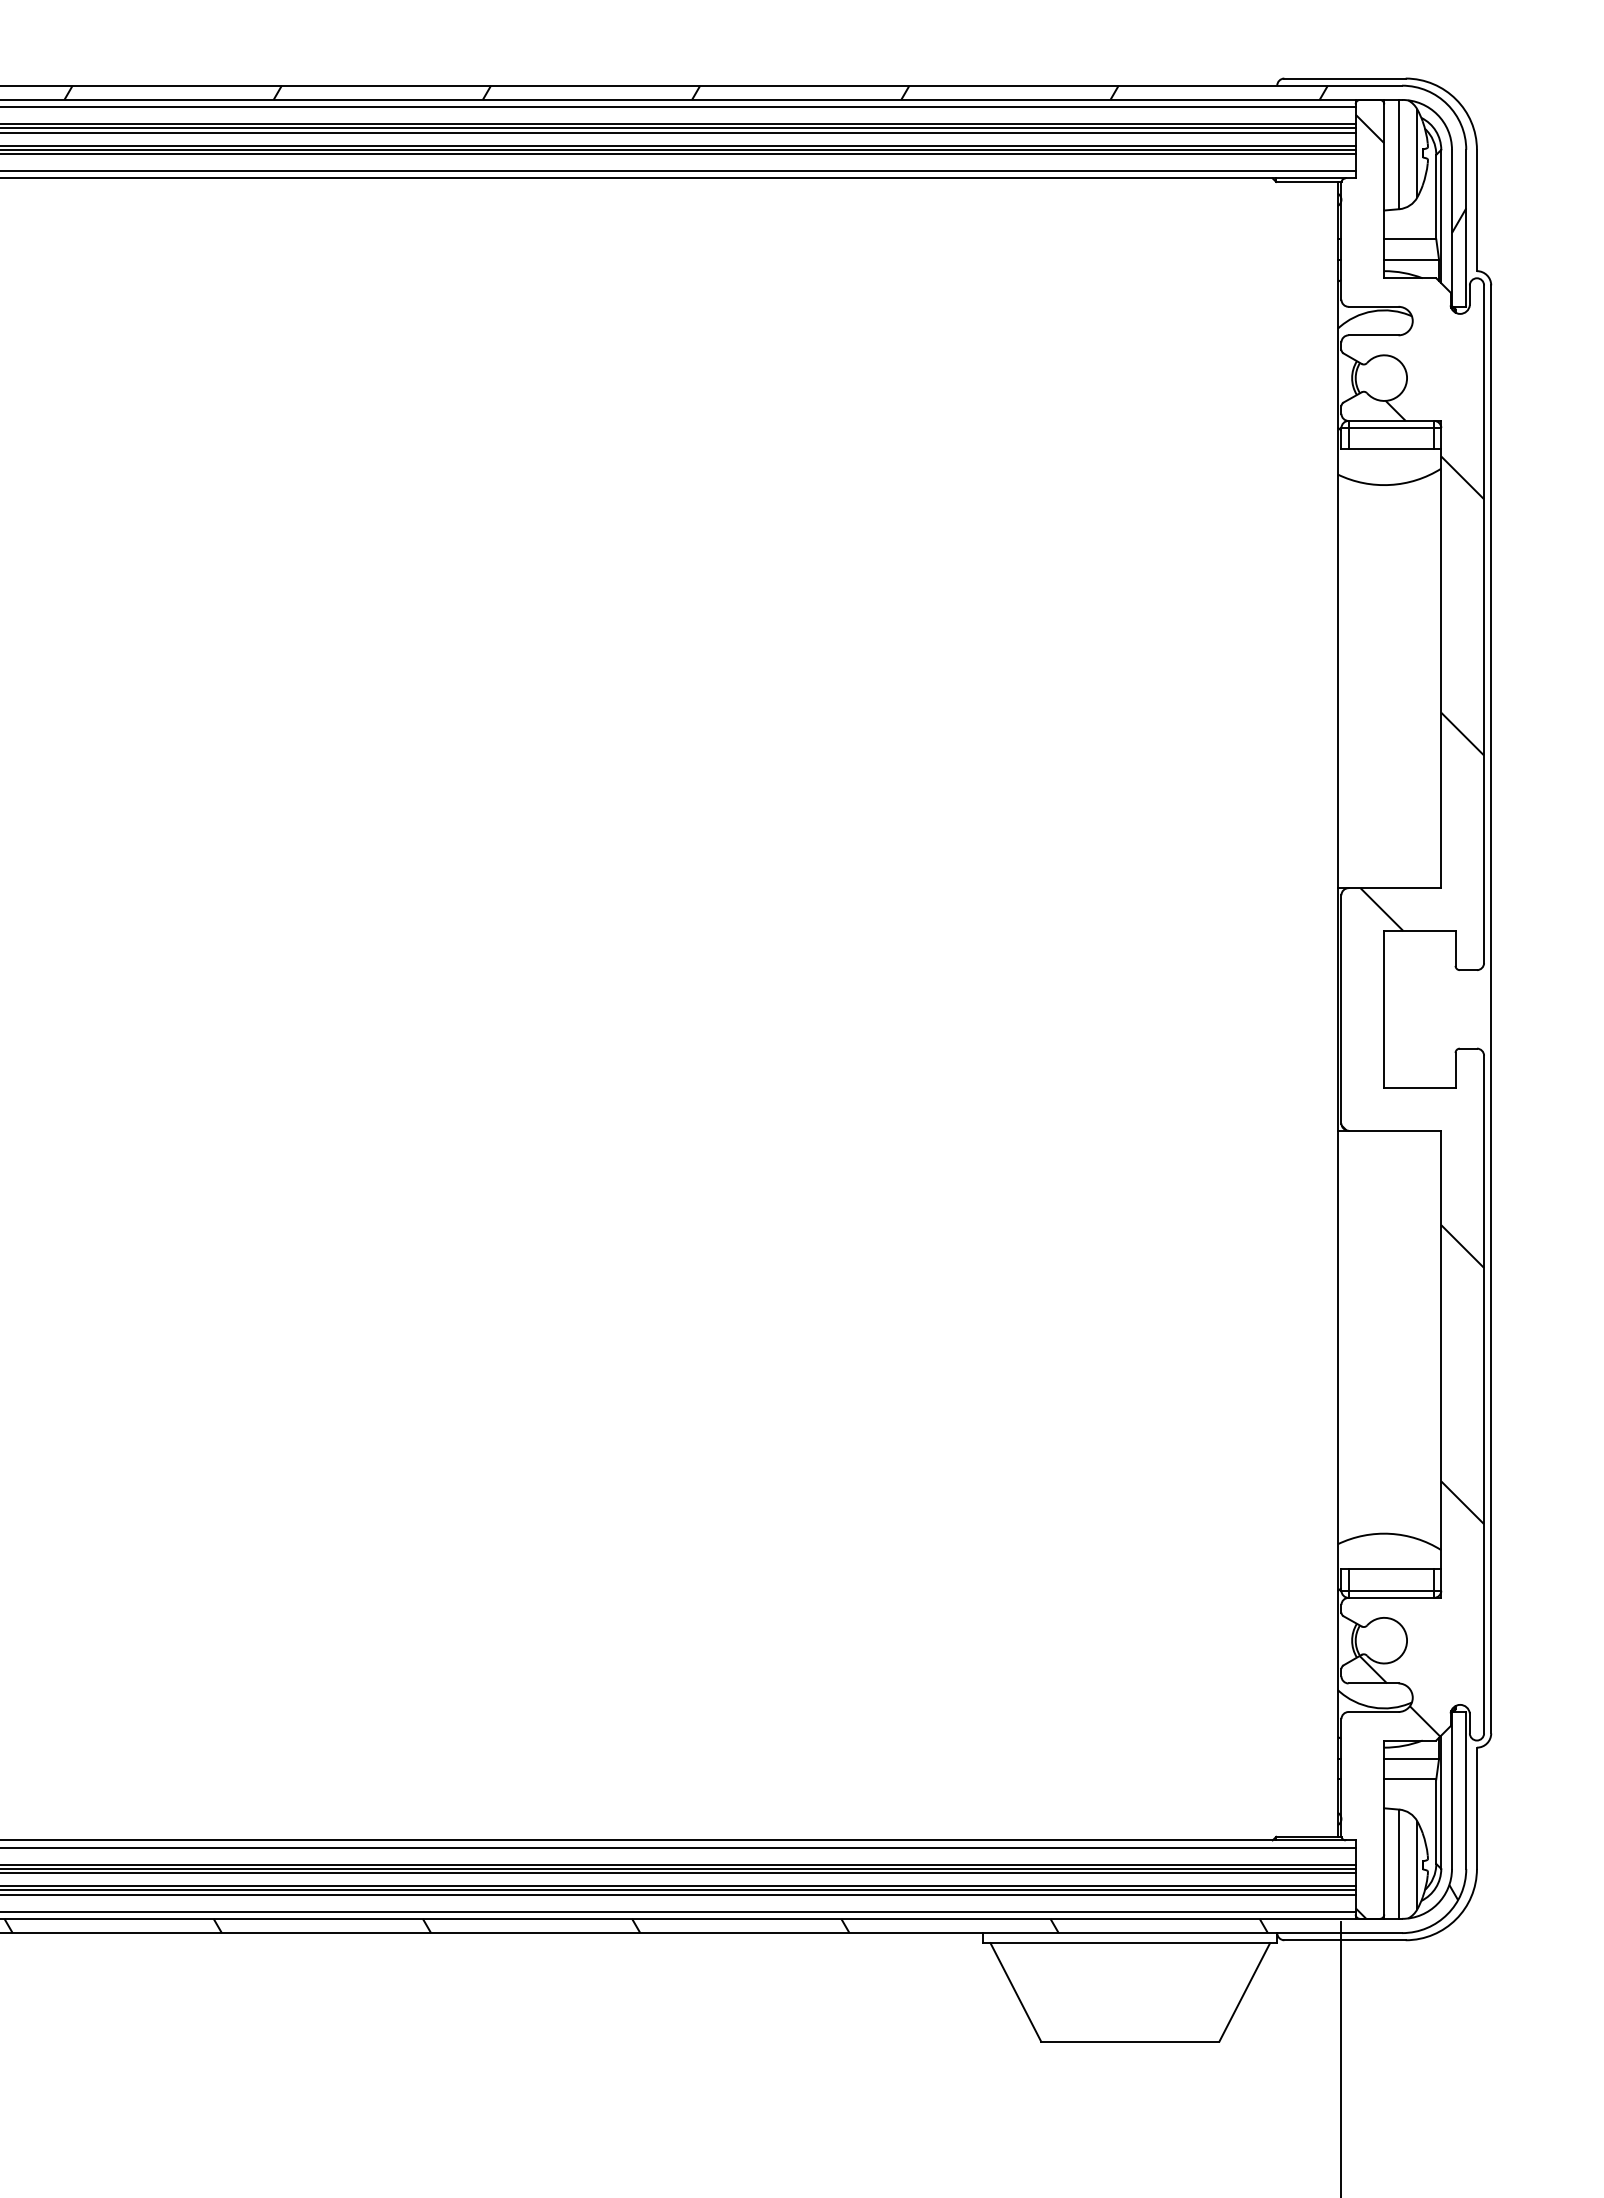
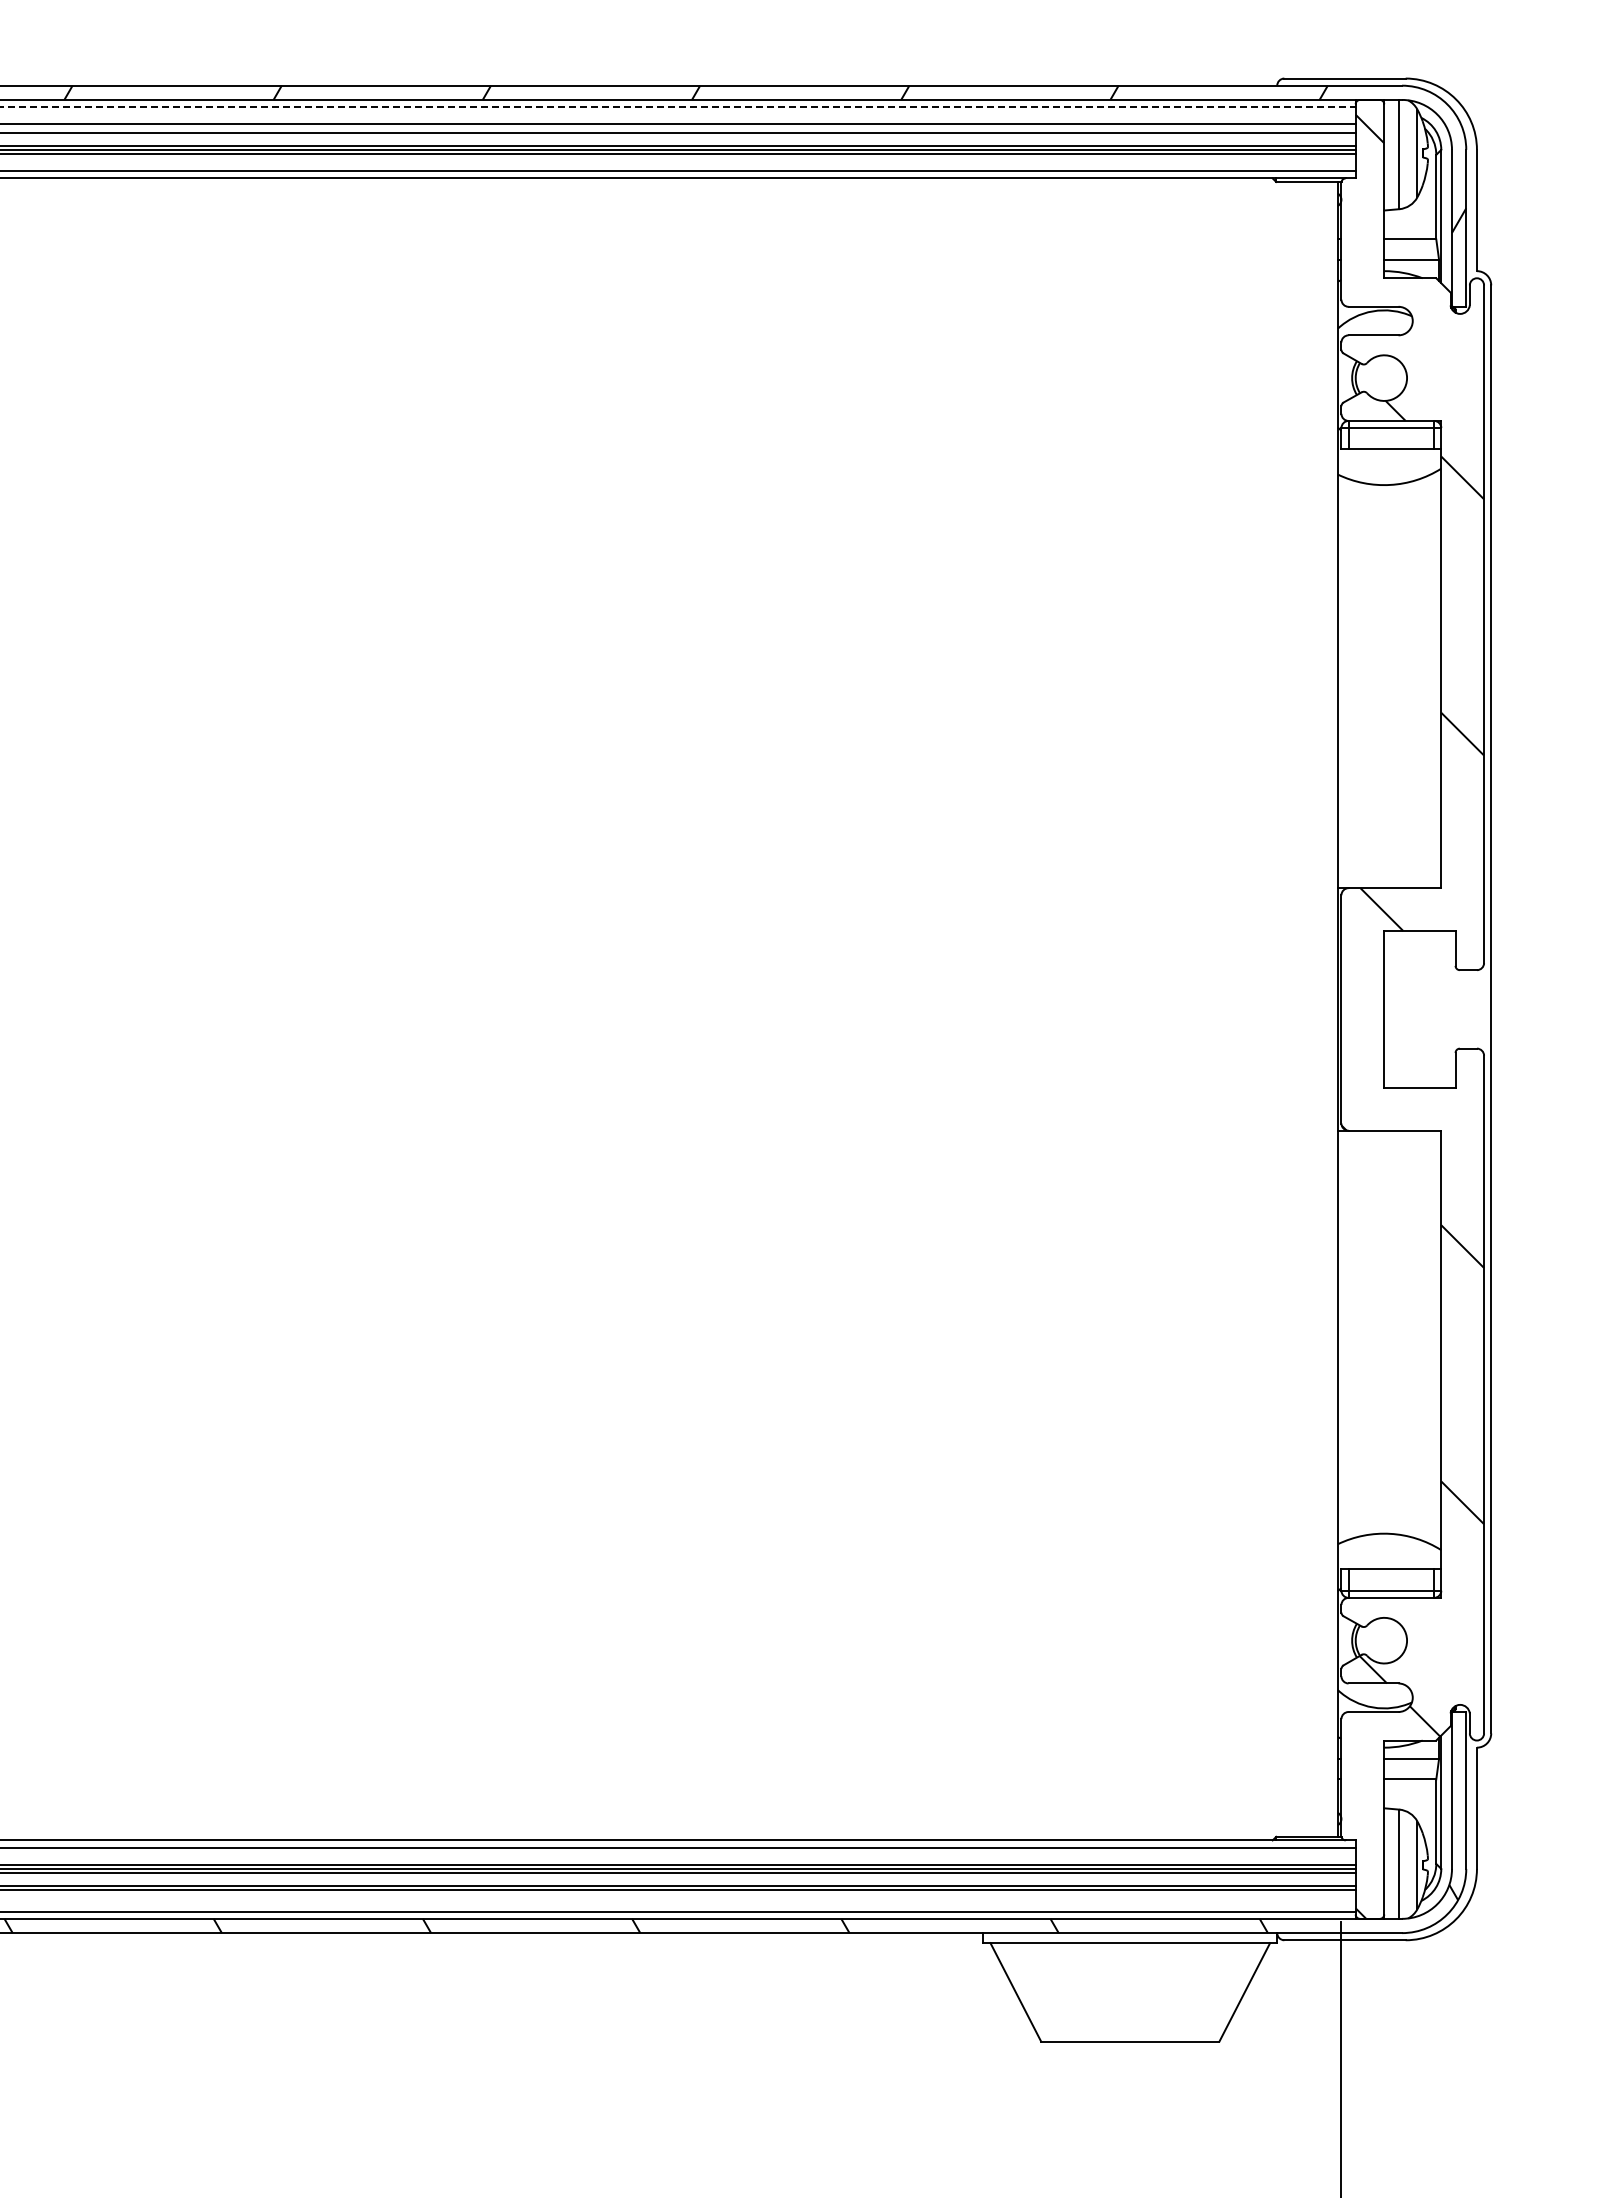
line: solid -> dashed (677, 107)
line: present -> none (678, 128)
line: present -> none (678, 1894)
